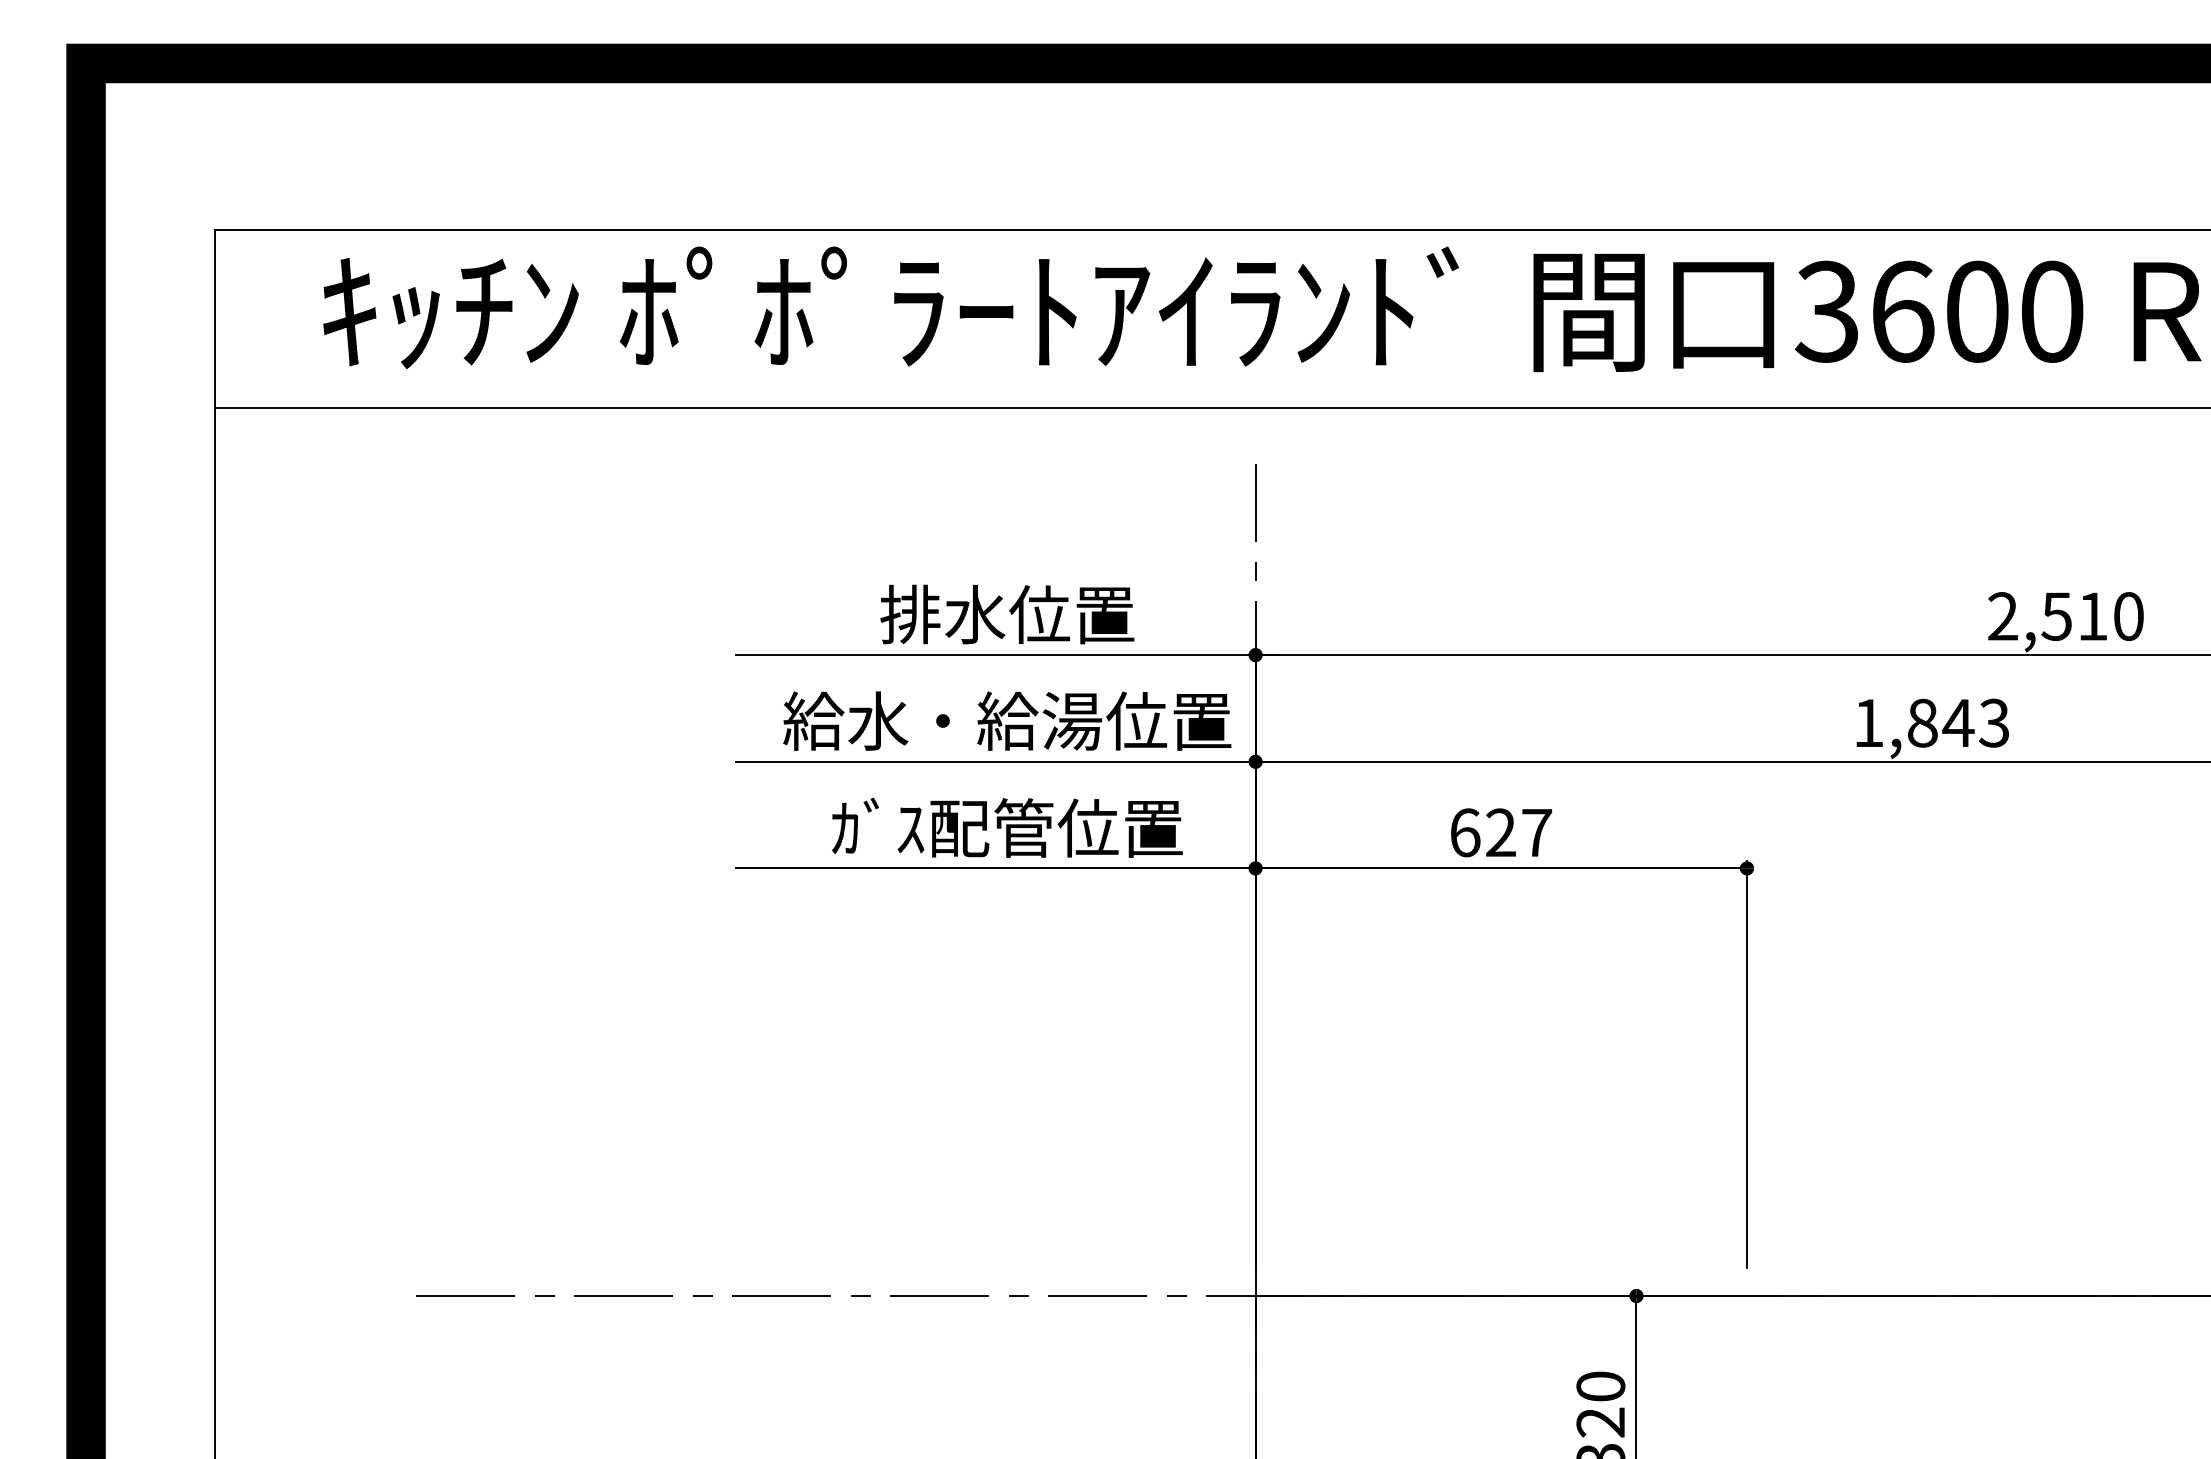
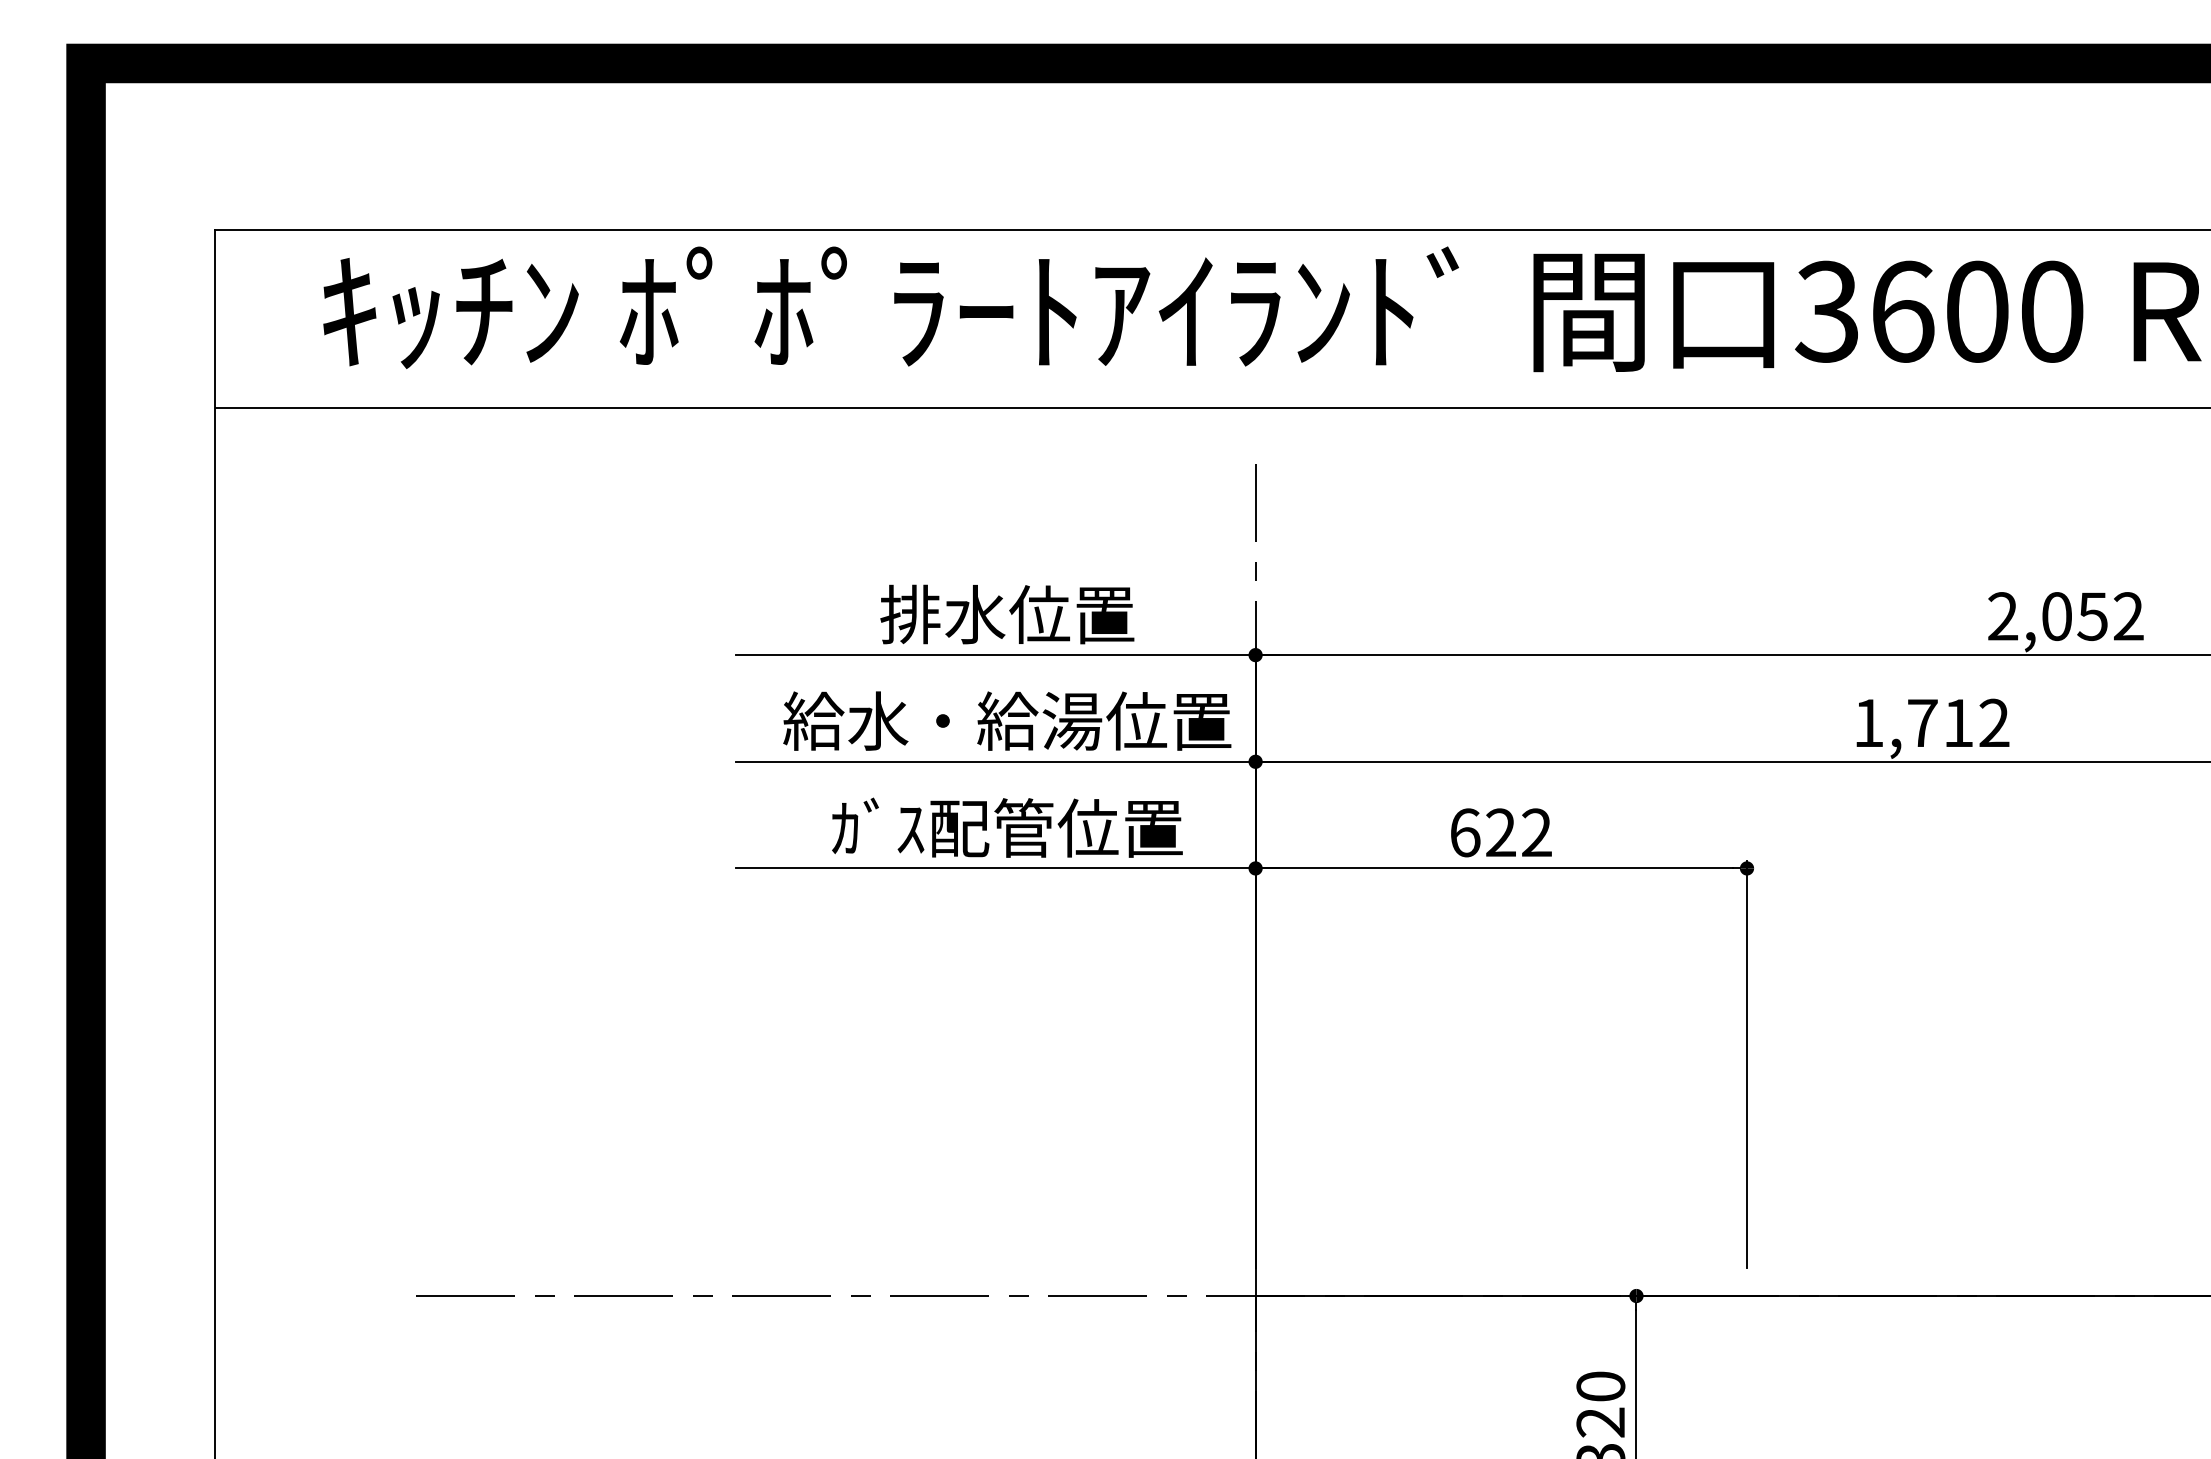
text: 2,510 -> 2,052 (2092, 616)
text: 1,843 -> 1,712 (1958, 722)
text: 627 -> 622 (1537, 832)
